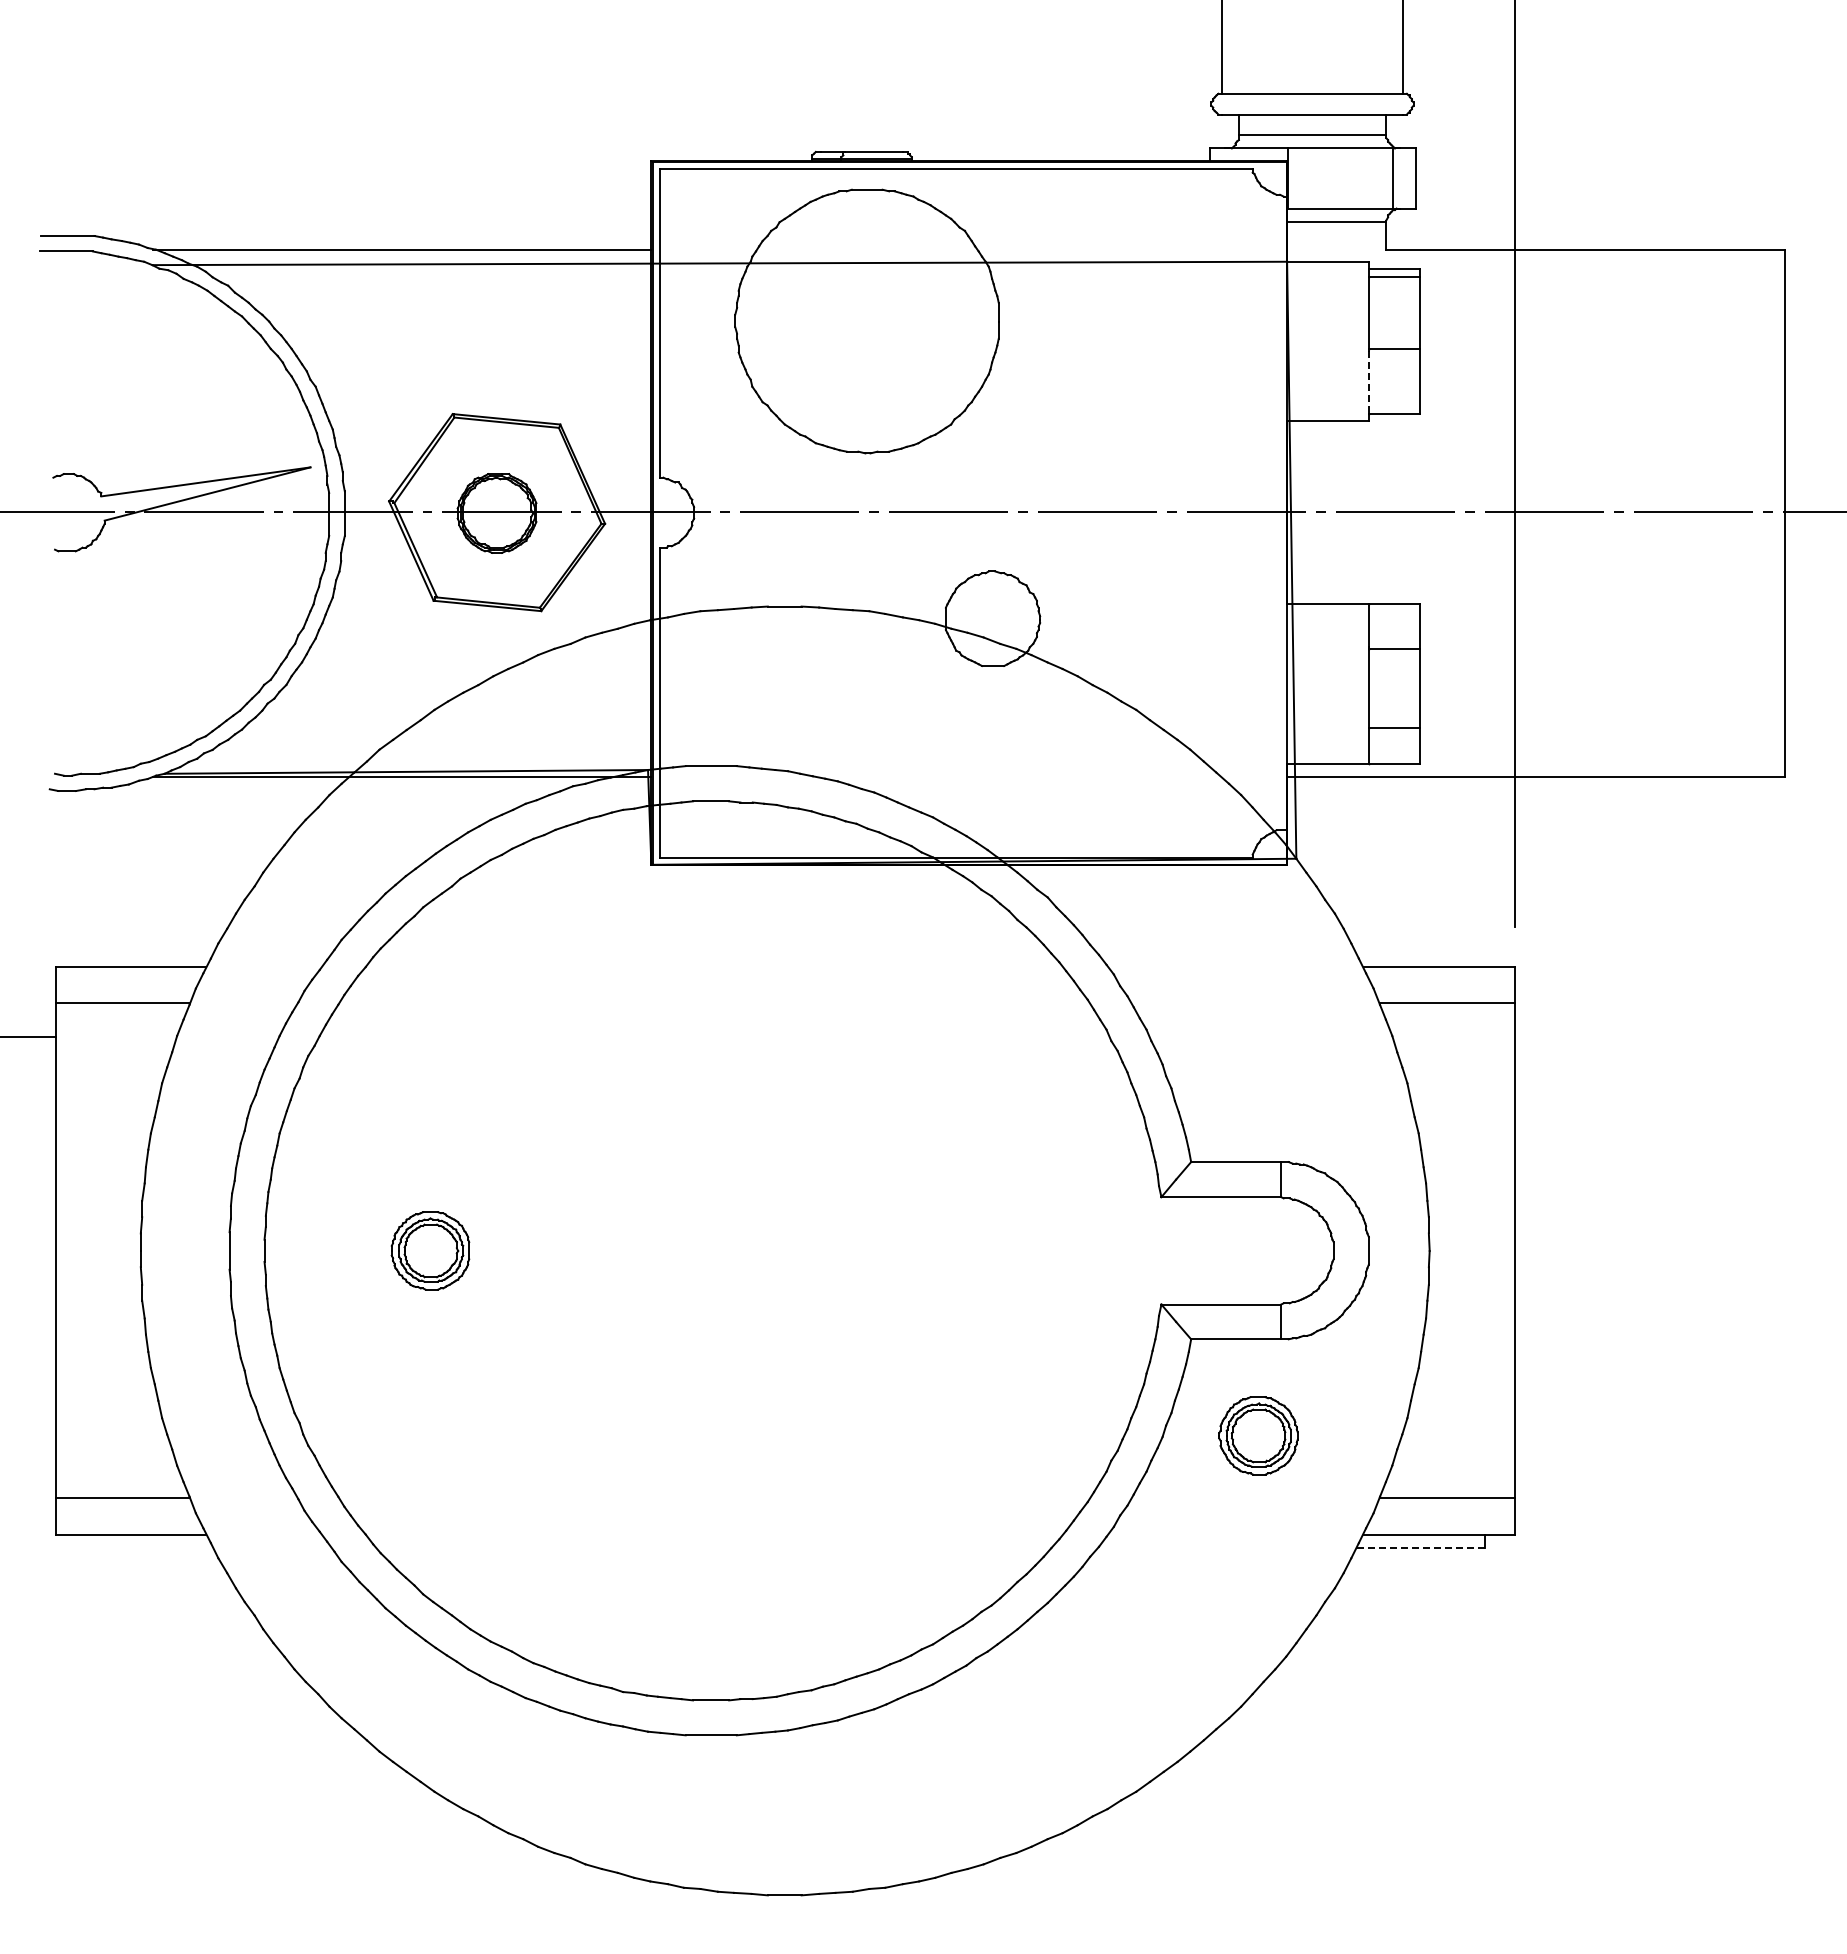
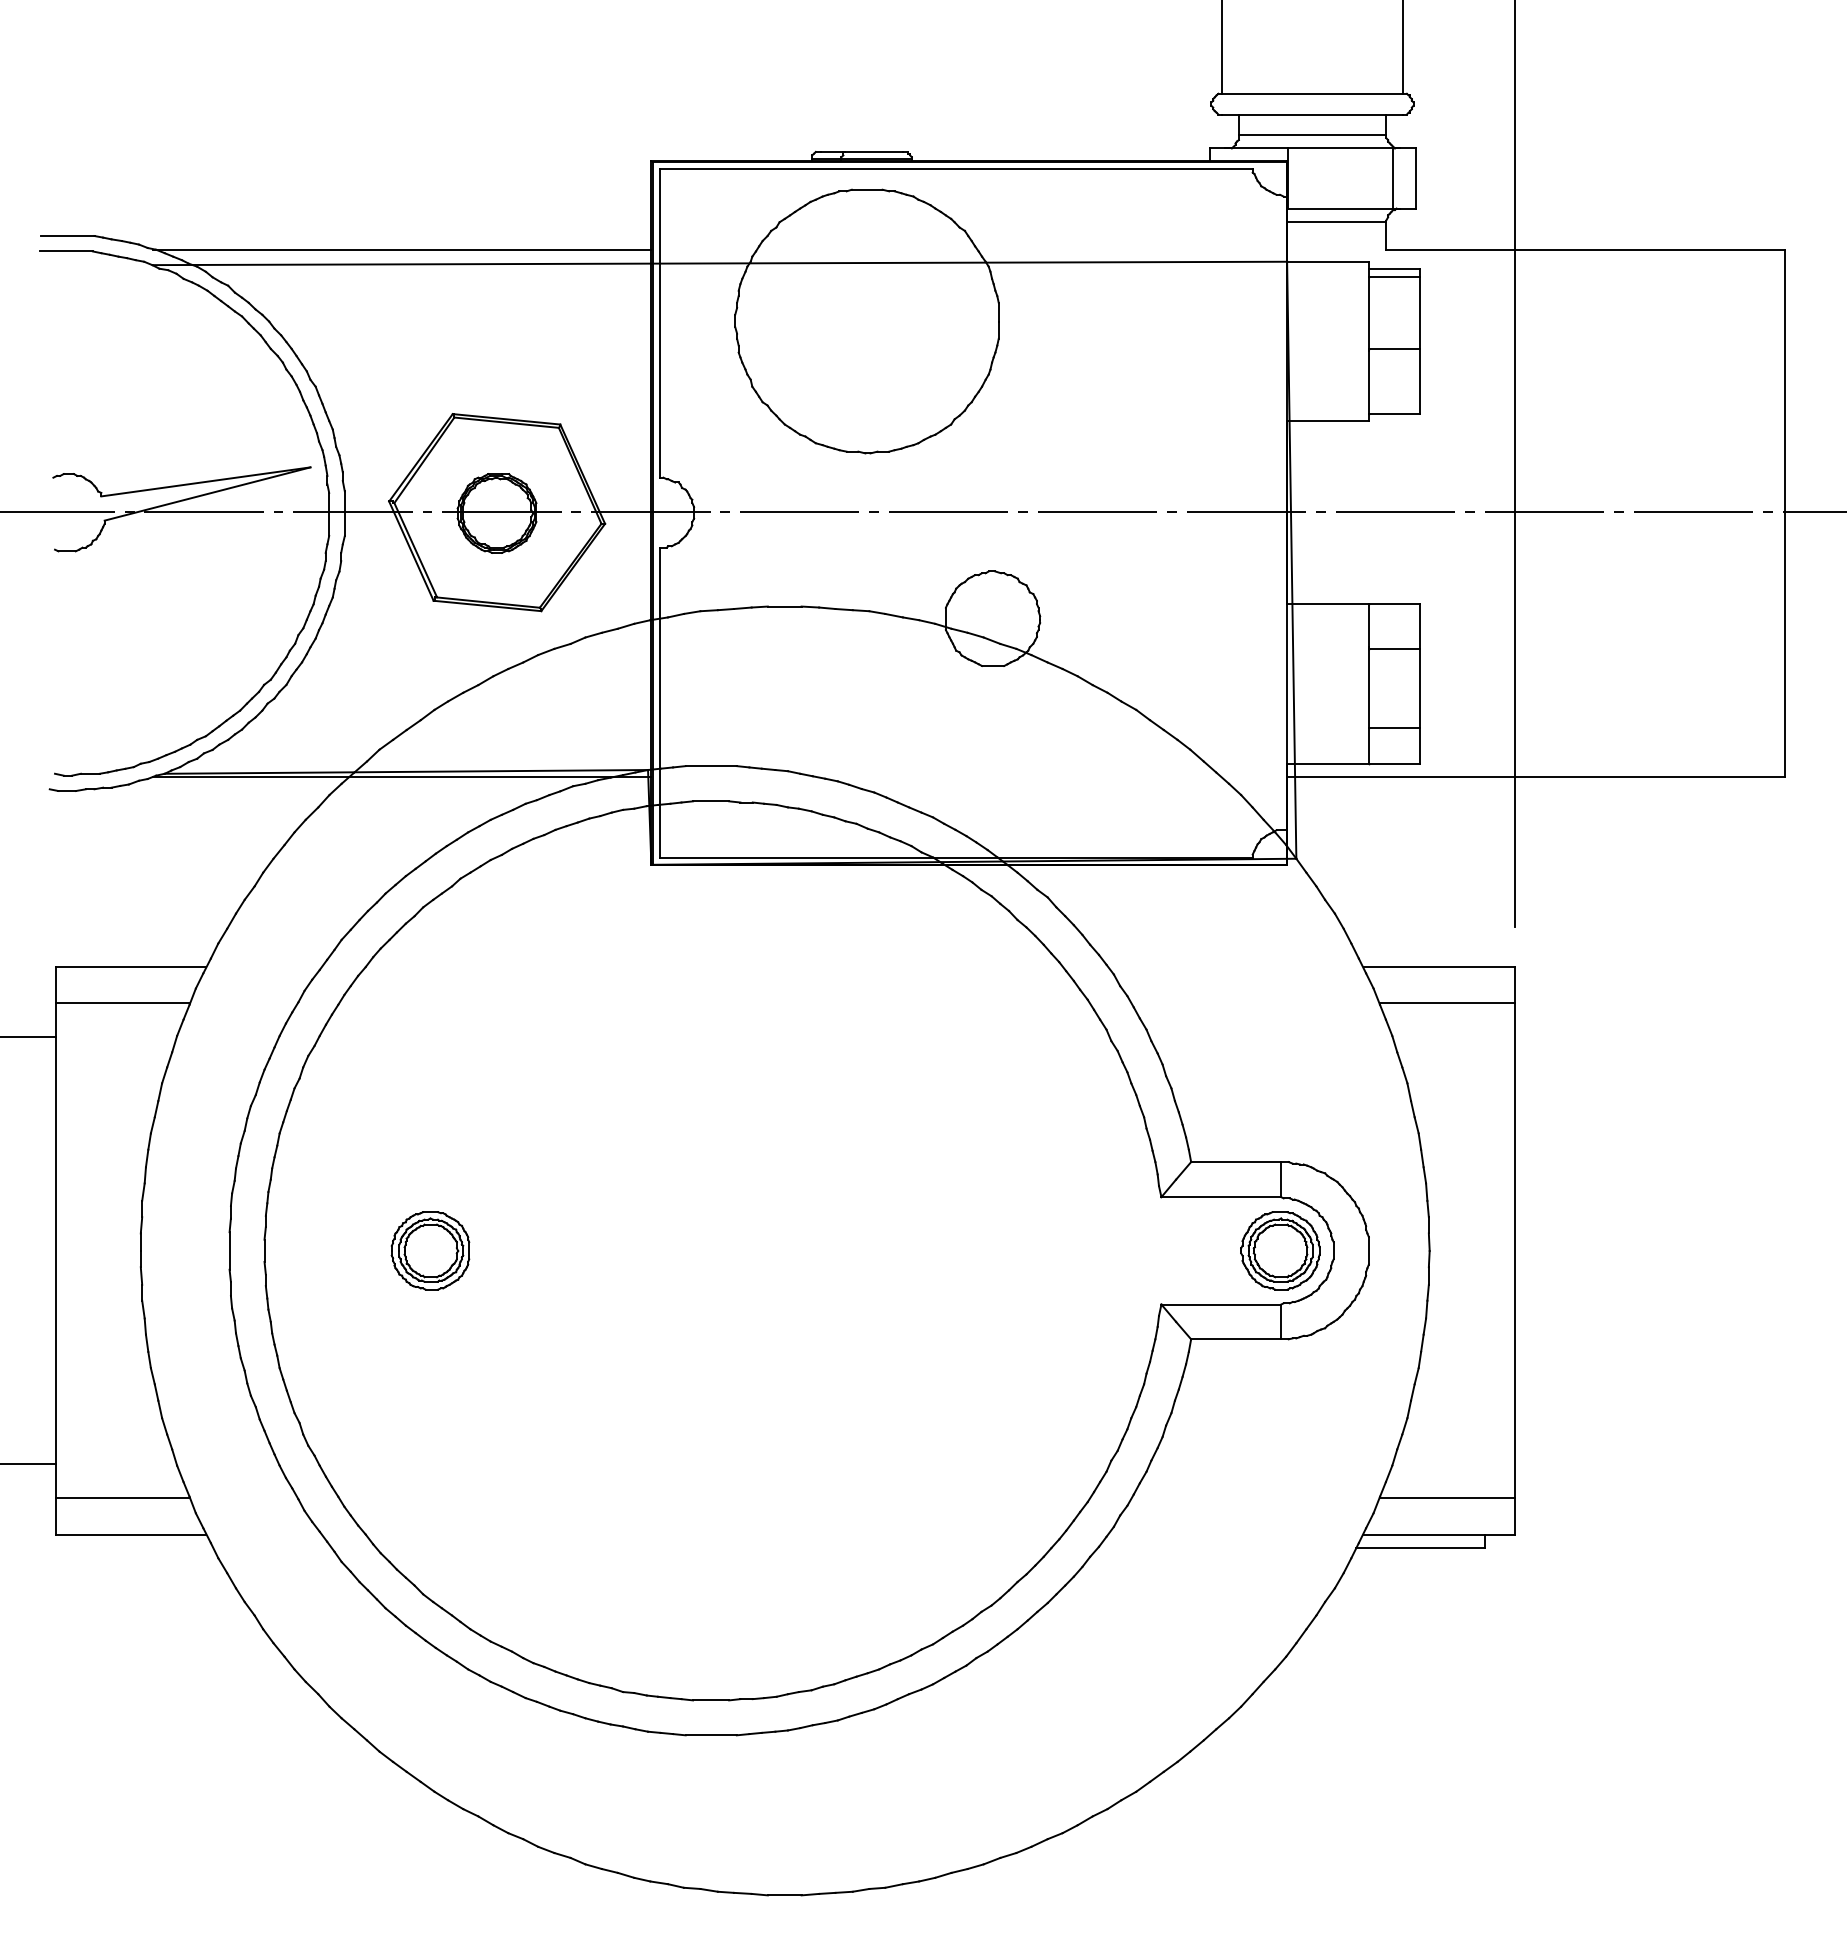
line: dashed -> solid (1369, 382)
part position: (1258, 1435) -> (1280, 1250) (1280, 1250)
line: none -> present (28, 1464)
line: dashed -> solid (1420, 1548)
